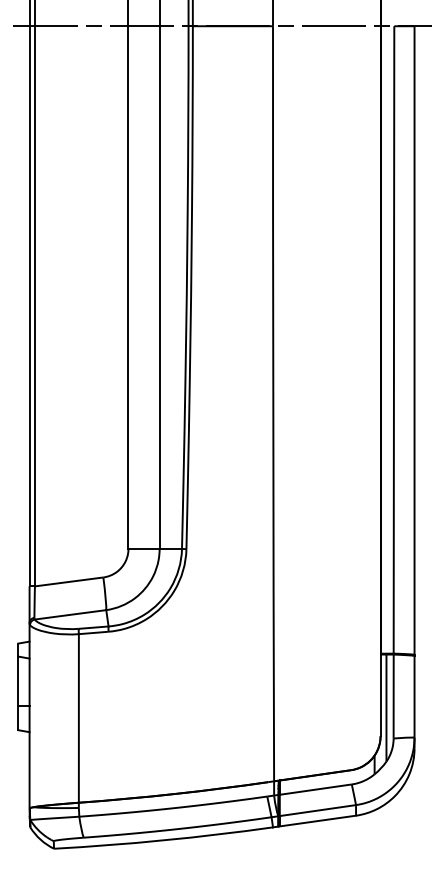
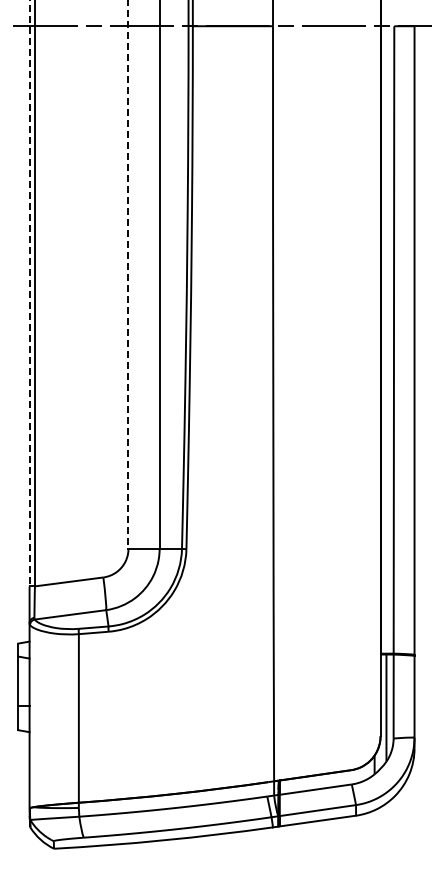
line: solid -> dashed (128, 275)
line: solid -> dashed (29, 293)
